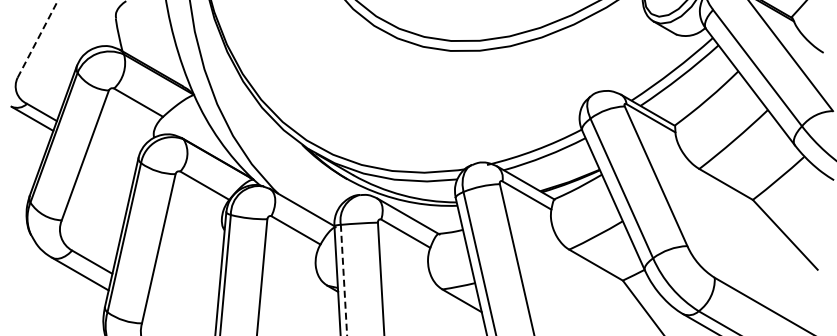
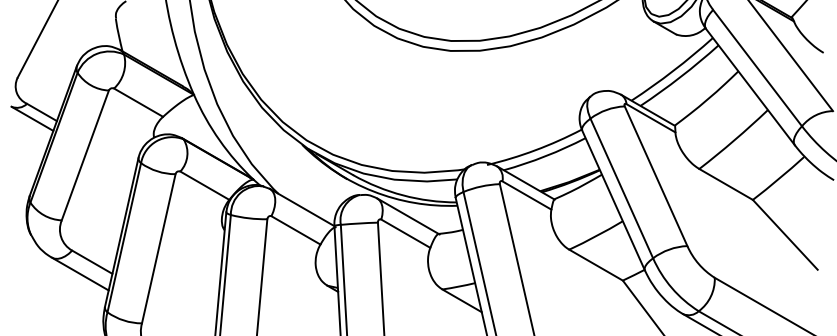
line: dashed -> solid (37, 39)
line: dashed -> solid (344, 280)
